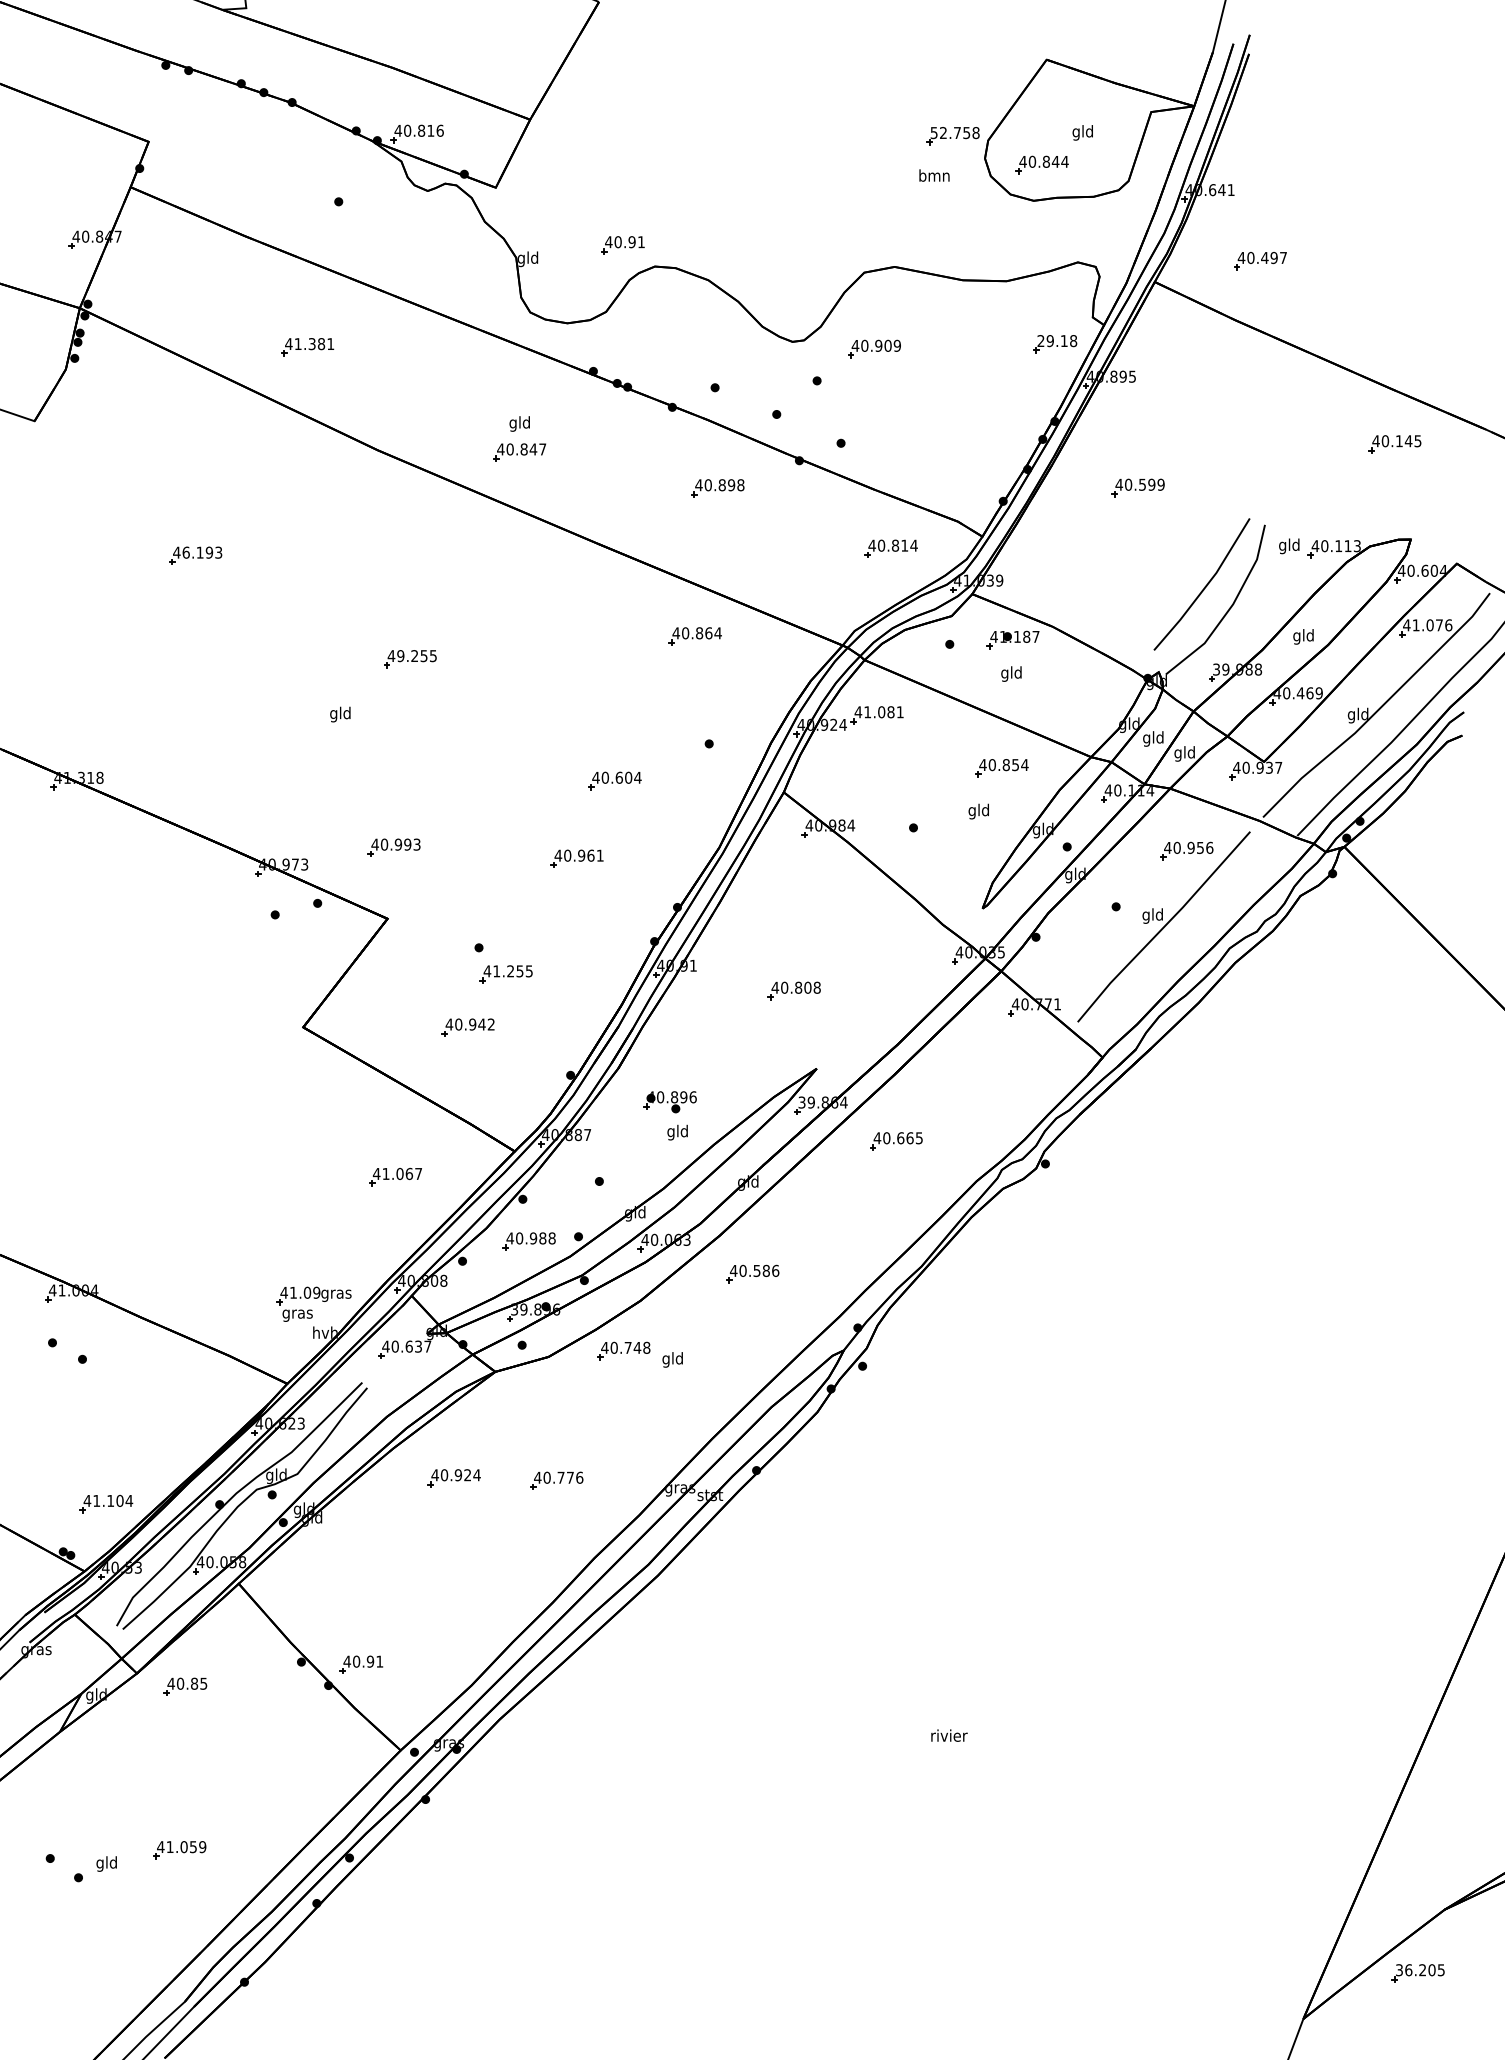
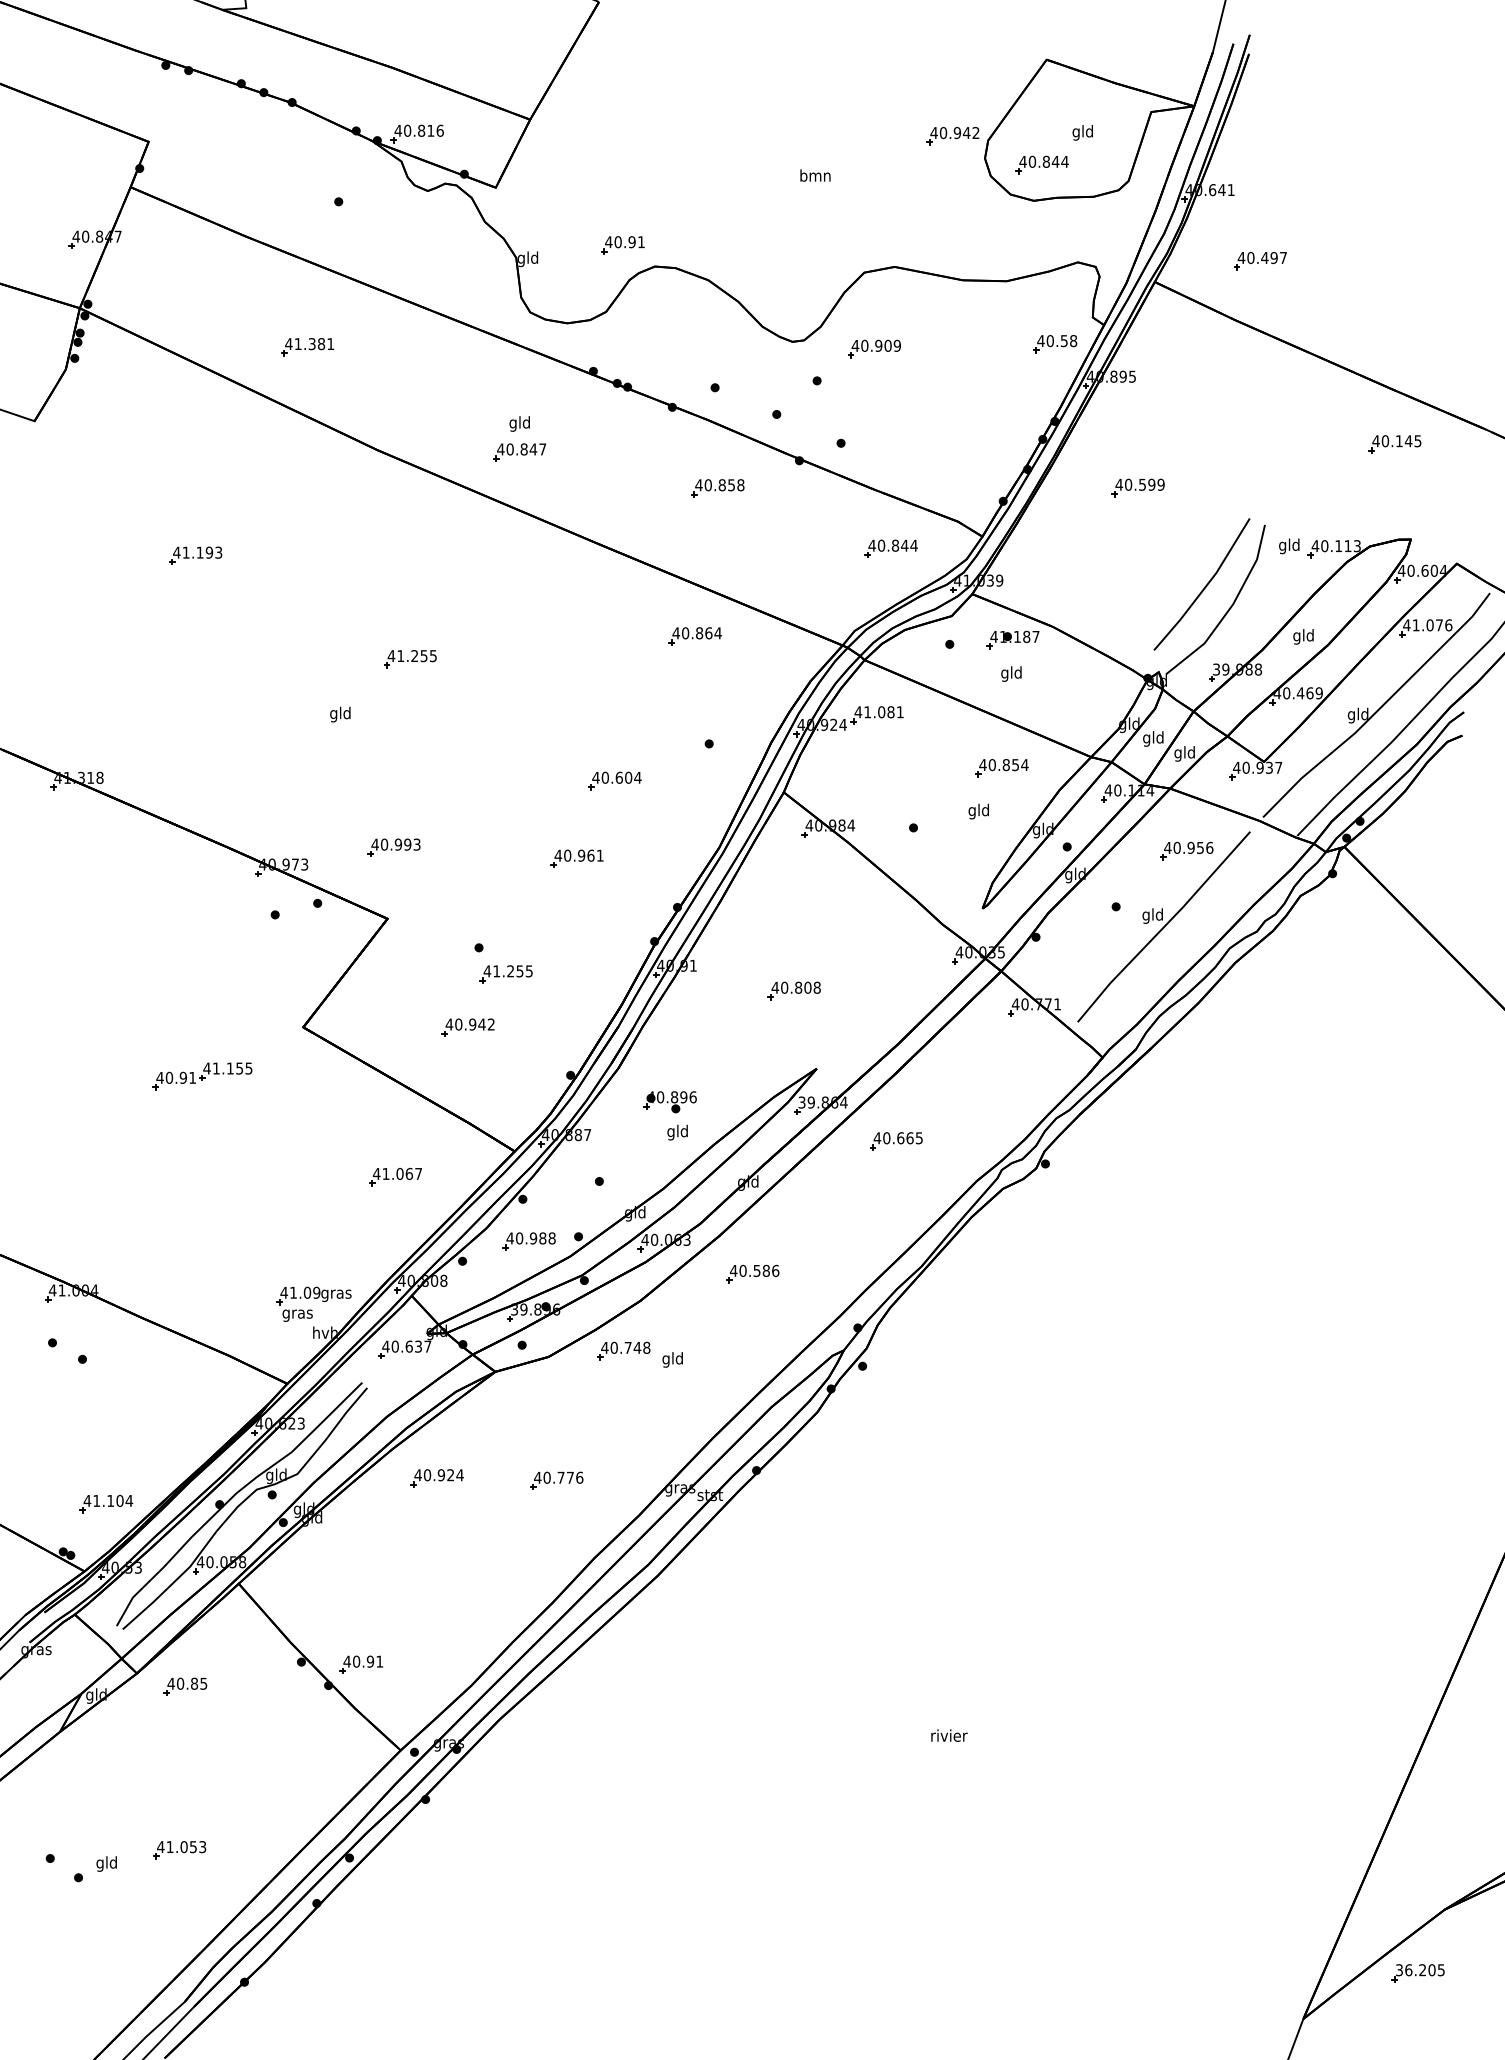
text: 52.758 -> 40.942 (954, 133)
text position: (934, 175) -> (815, 175) (815, 175)
text: 29.18 -> 40.58 (1052, 341)
text: 40.898 -> 40.858 (731, 484)
text: 40.814 -> 40.844 (904, 545)
text: 46.193 -> 41.193 (185, 552)
text: 49.255 -> 41.255 (400, 656)
part: none -> present (202, 1076)
part position: (453, 1478) -> (436, 1478) (436, 1478)
text: 41.059 -> 41.053 (202, 1846)
